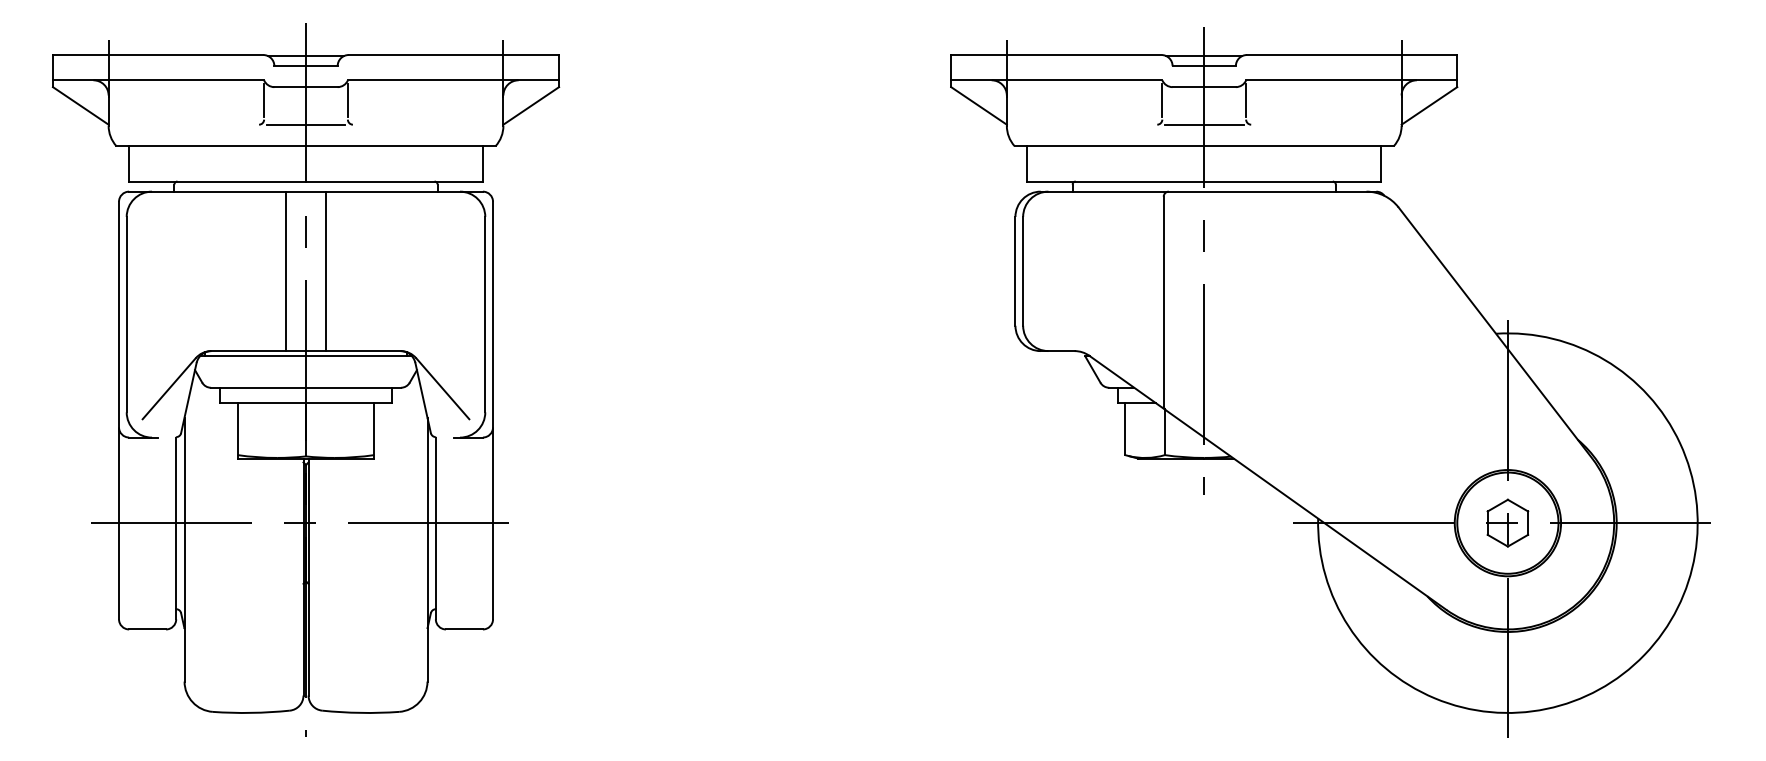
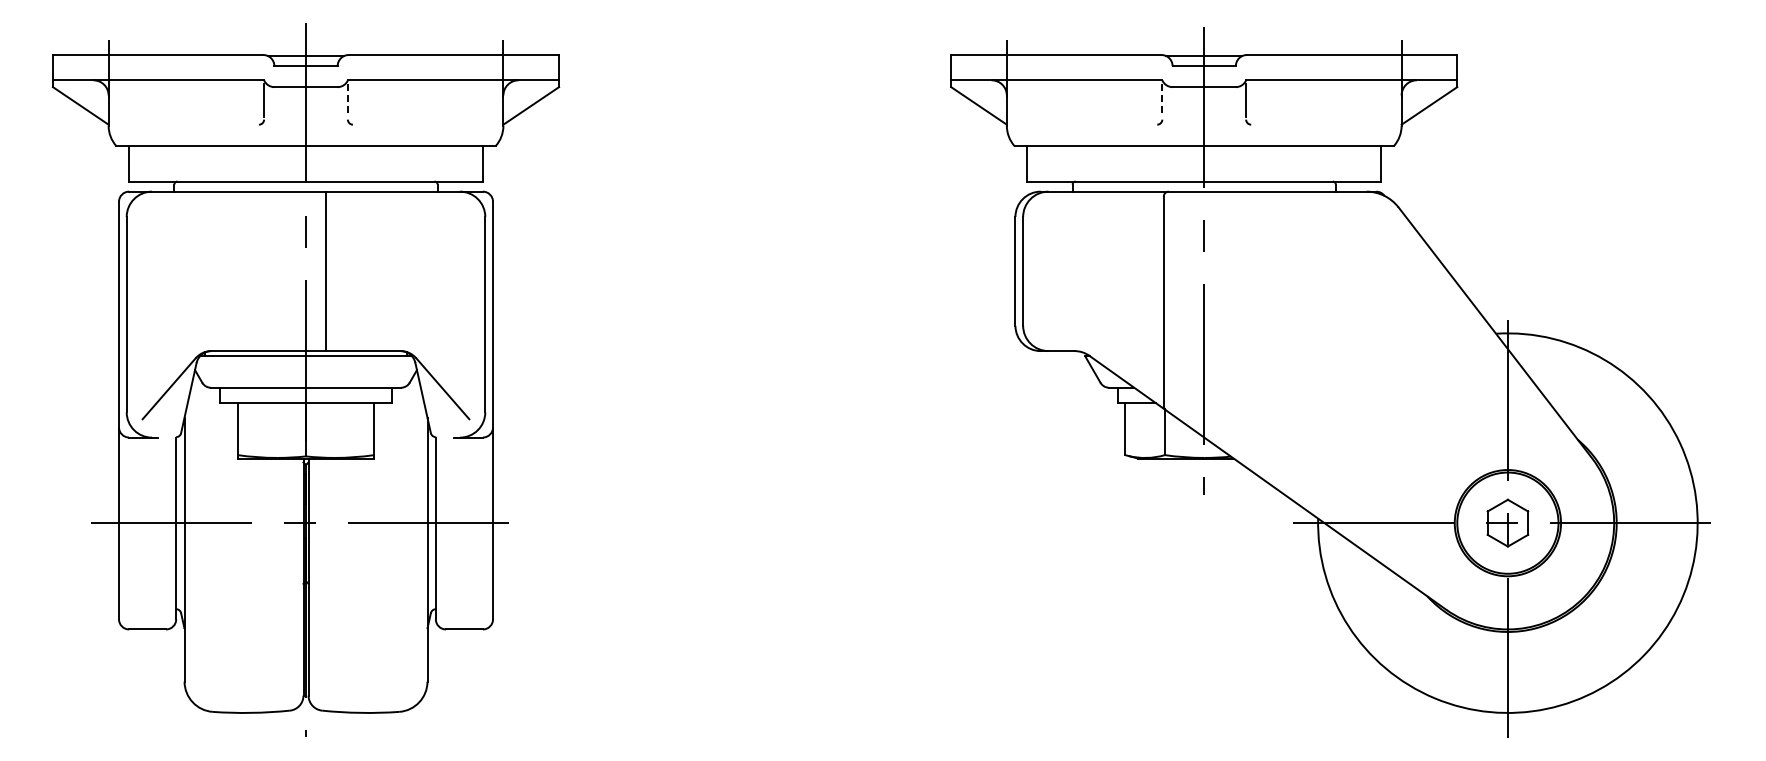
line: solid -> dashed (347, 101)
line: solid -> dashed (1162, 101)
line: present -> none (305, 124)
line: present -> none (1203, 124)
line: present -> none (285, 271)
